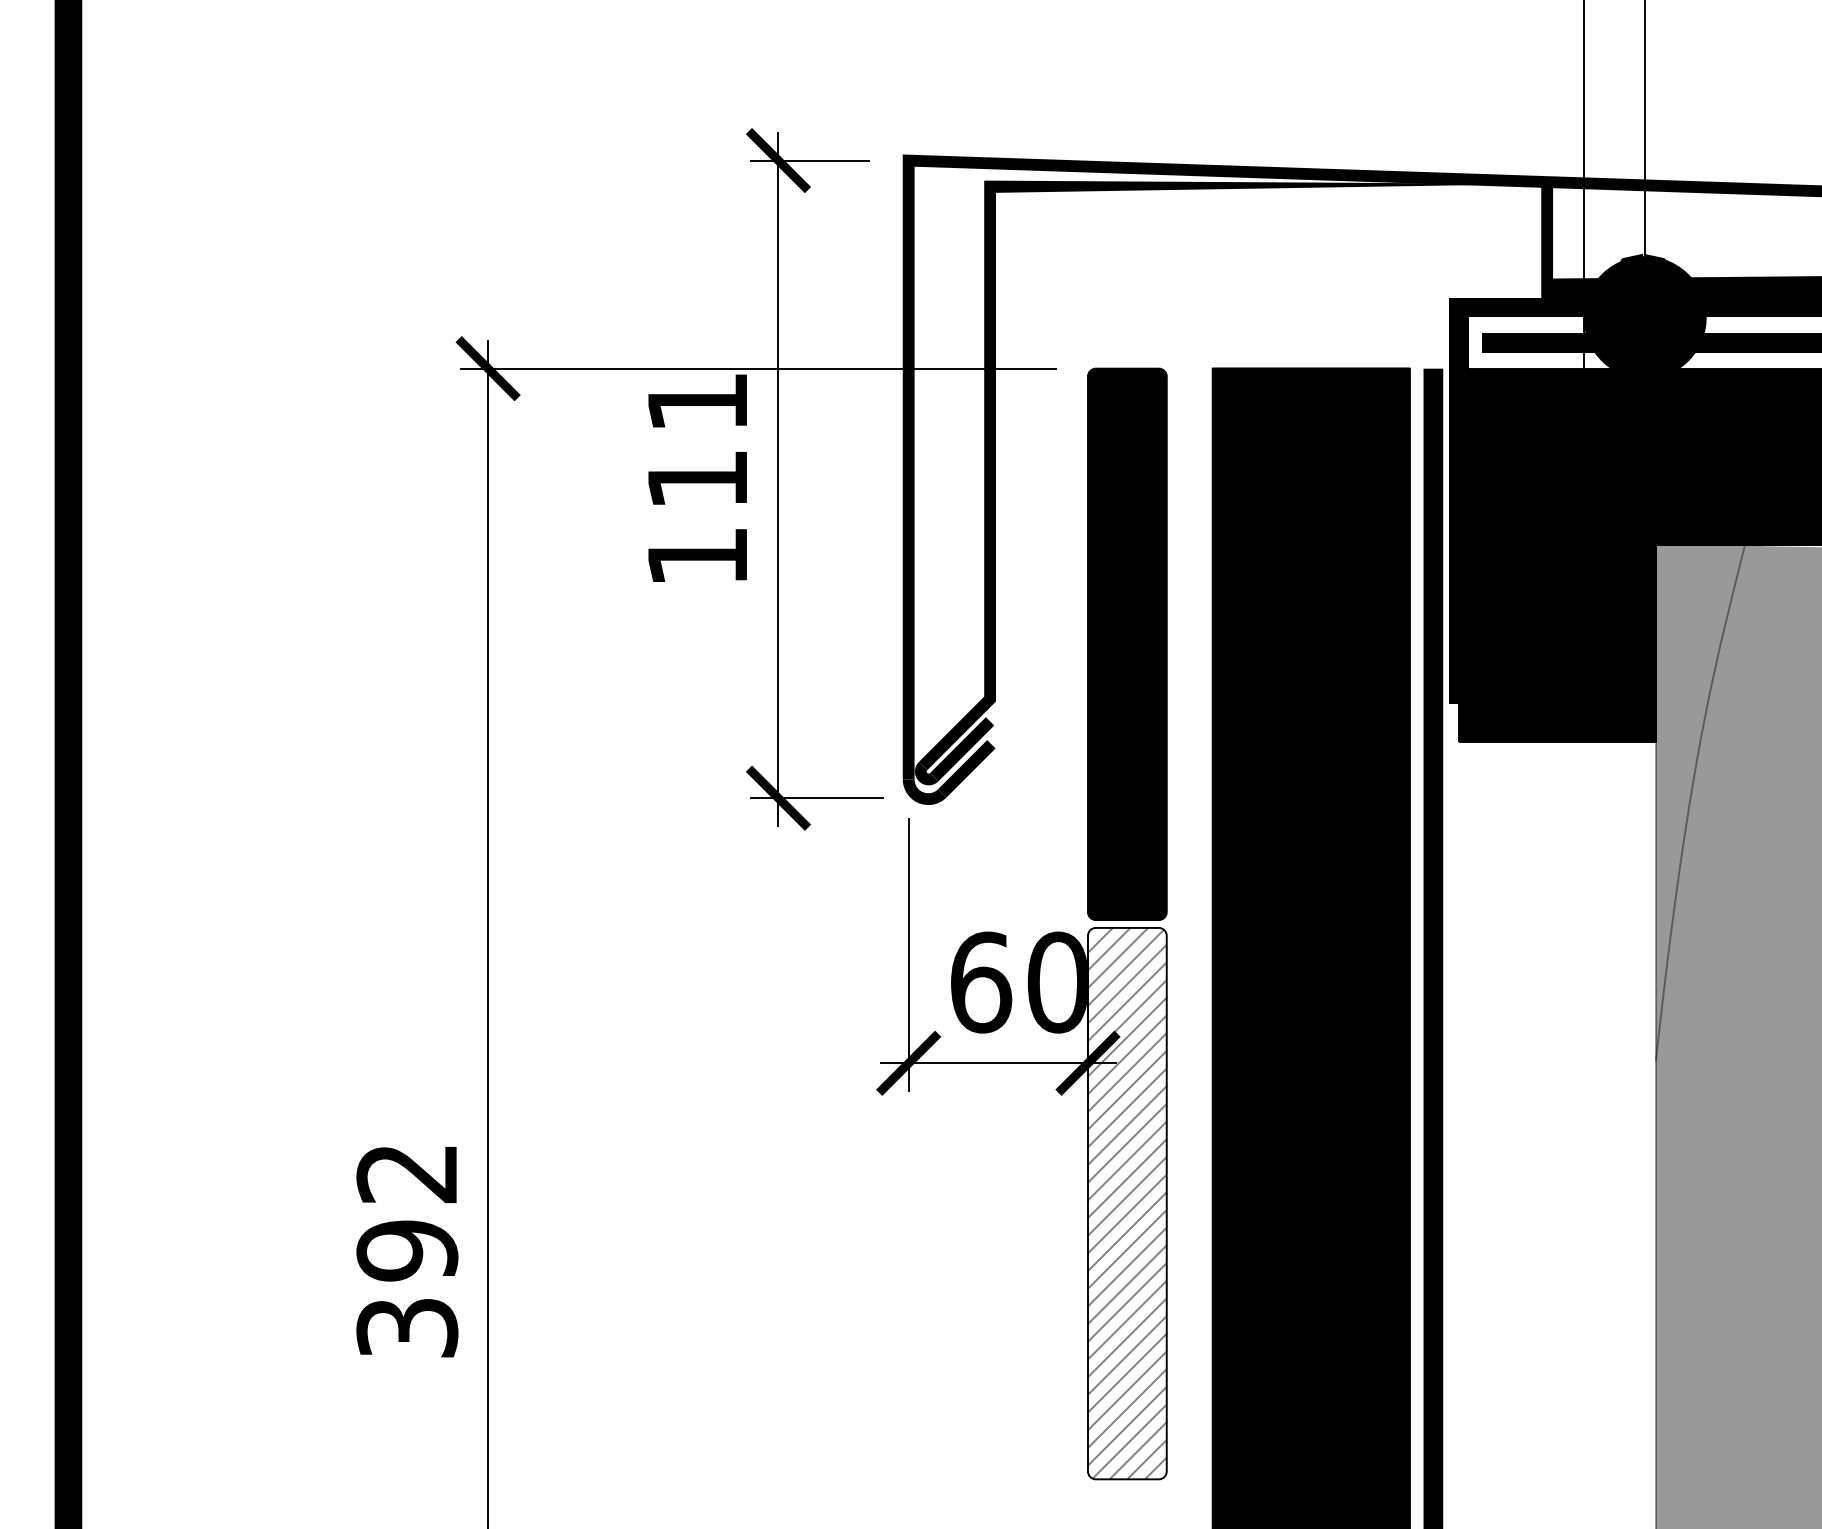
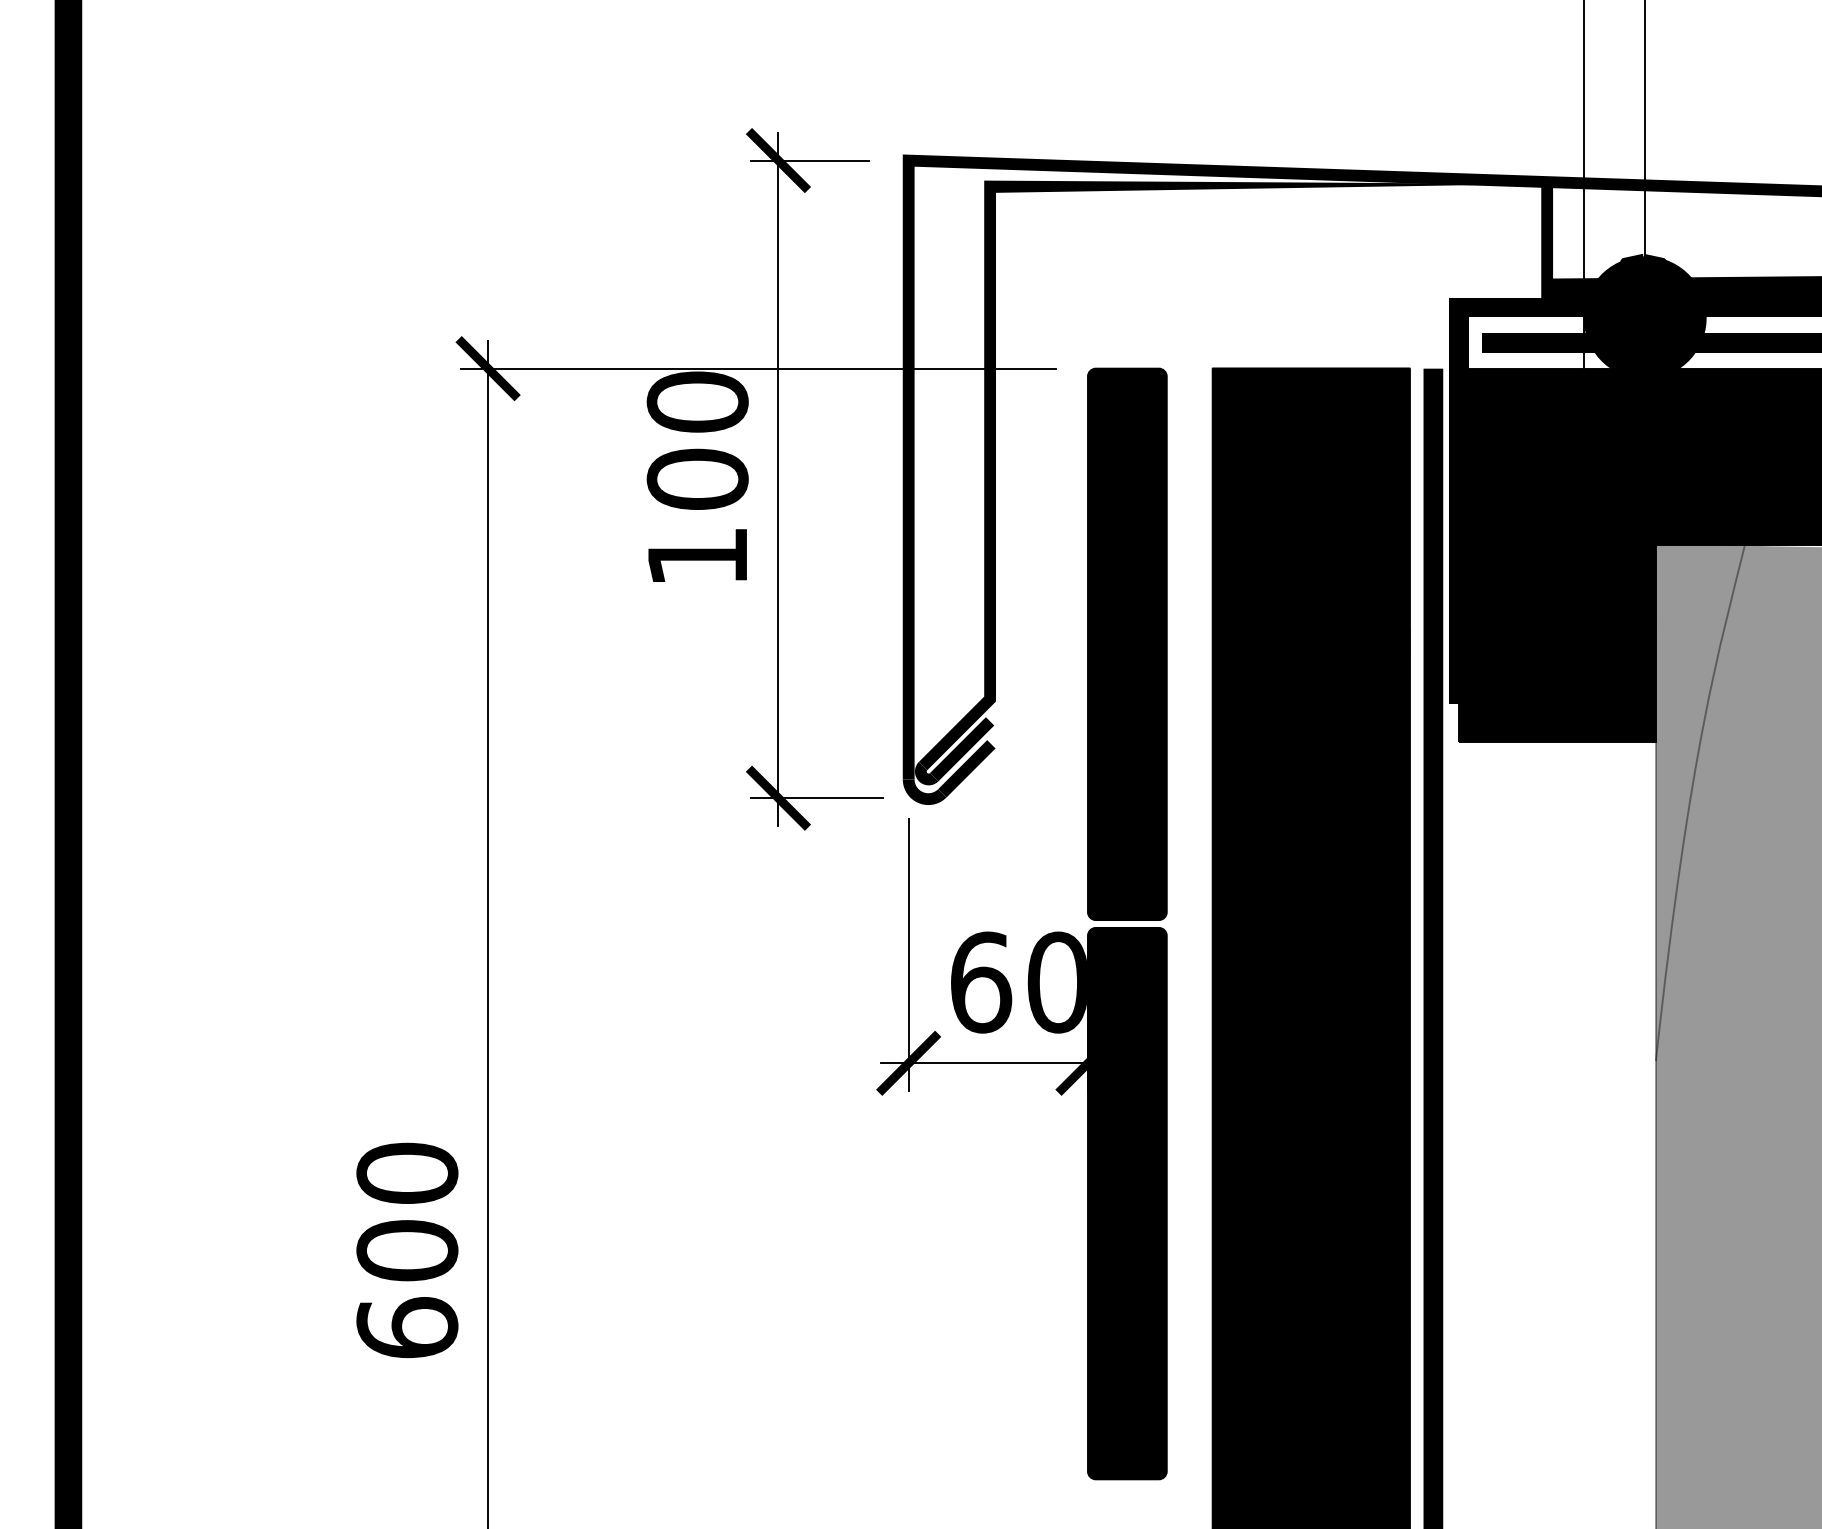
text: 111 -> 100 (697, 440)
fill: none -> present (1126, 1203)
text: 392 -> 600 (407, 1250)
